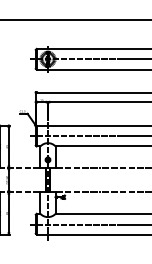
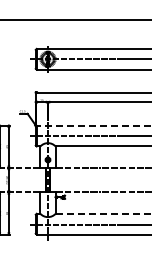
line: solid -> dashed (93, 125)
line: solid -> dashed (103, 213)
